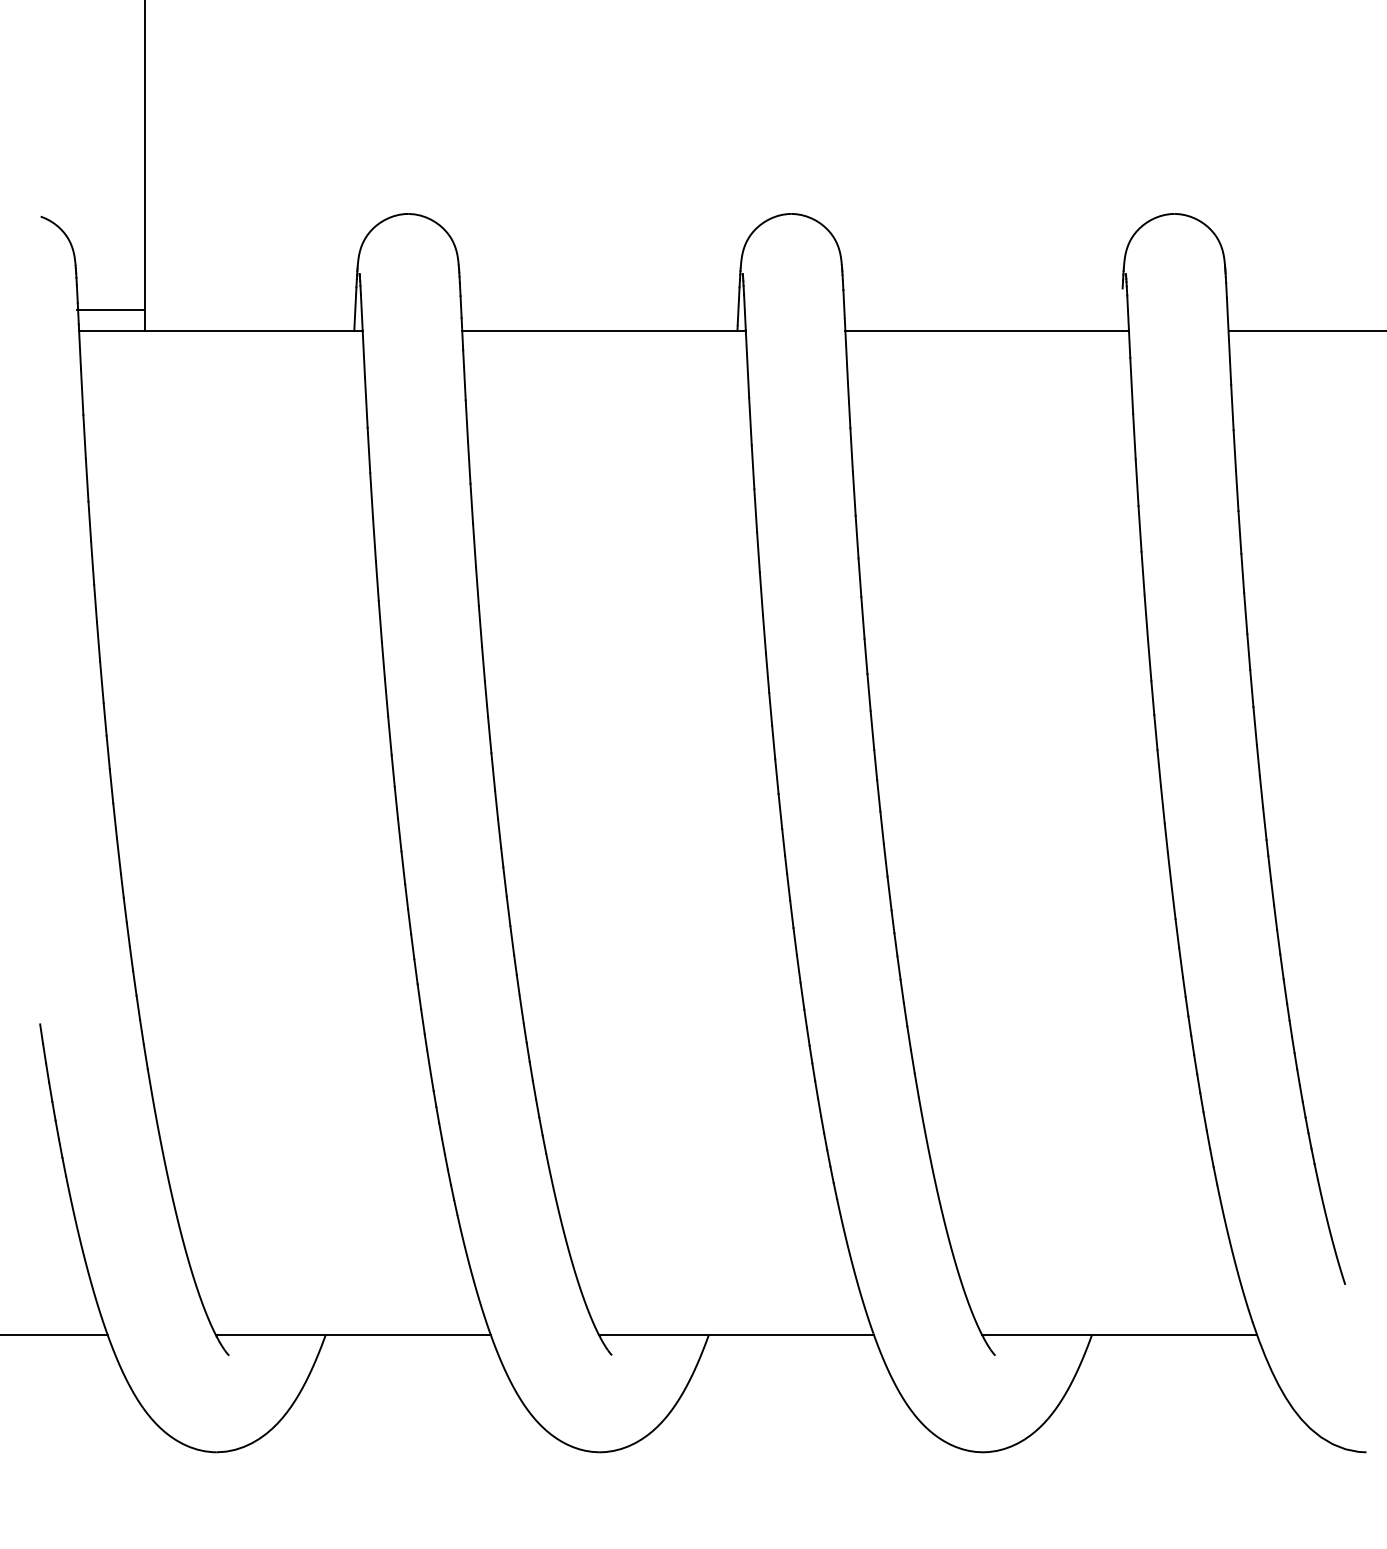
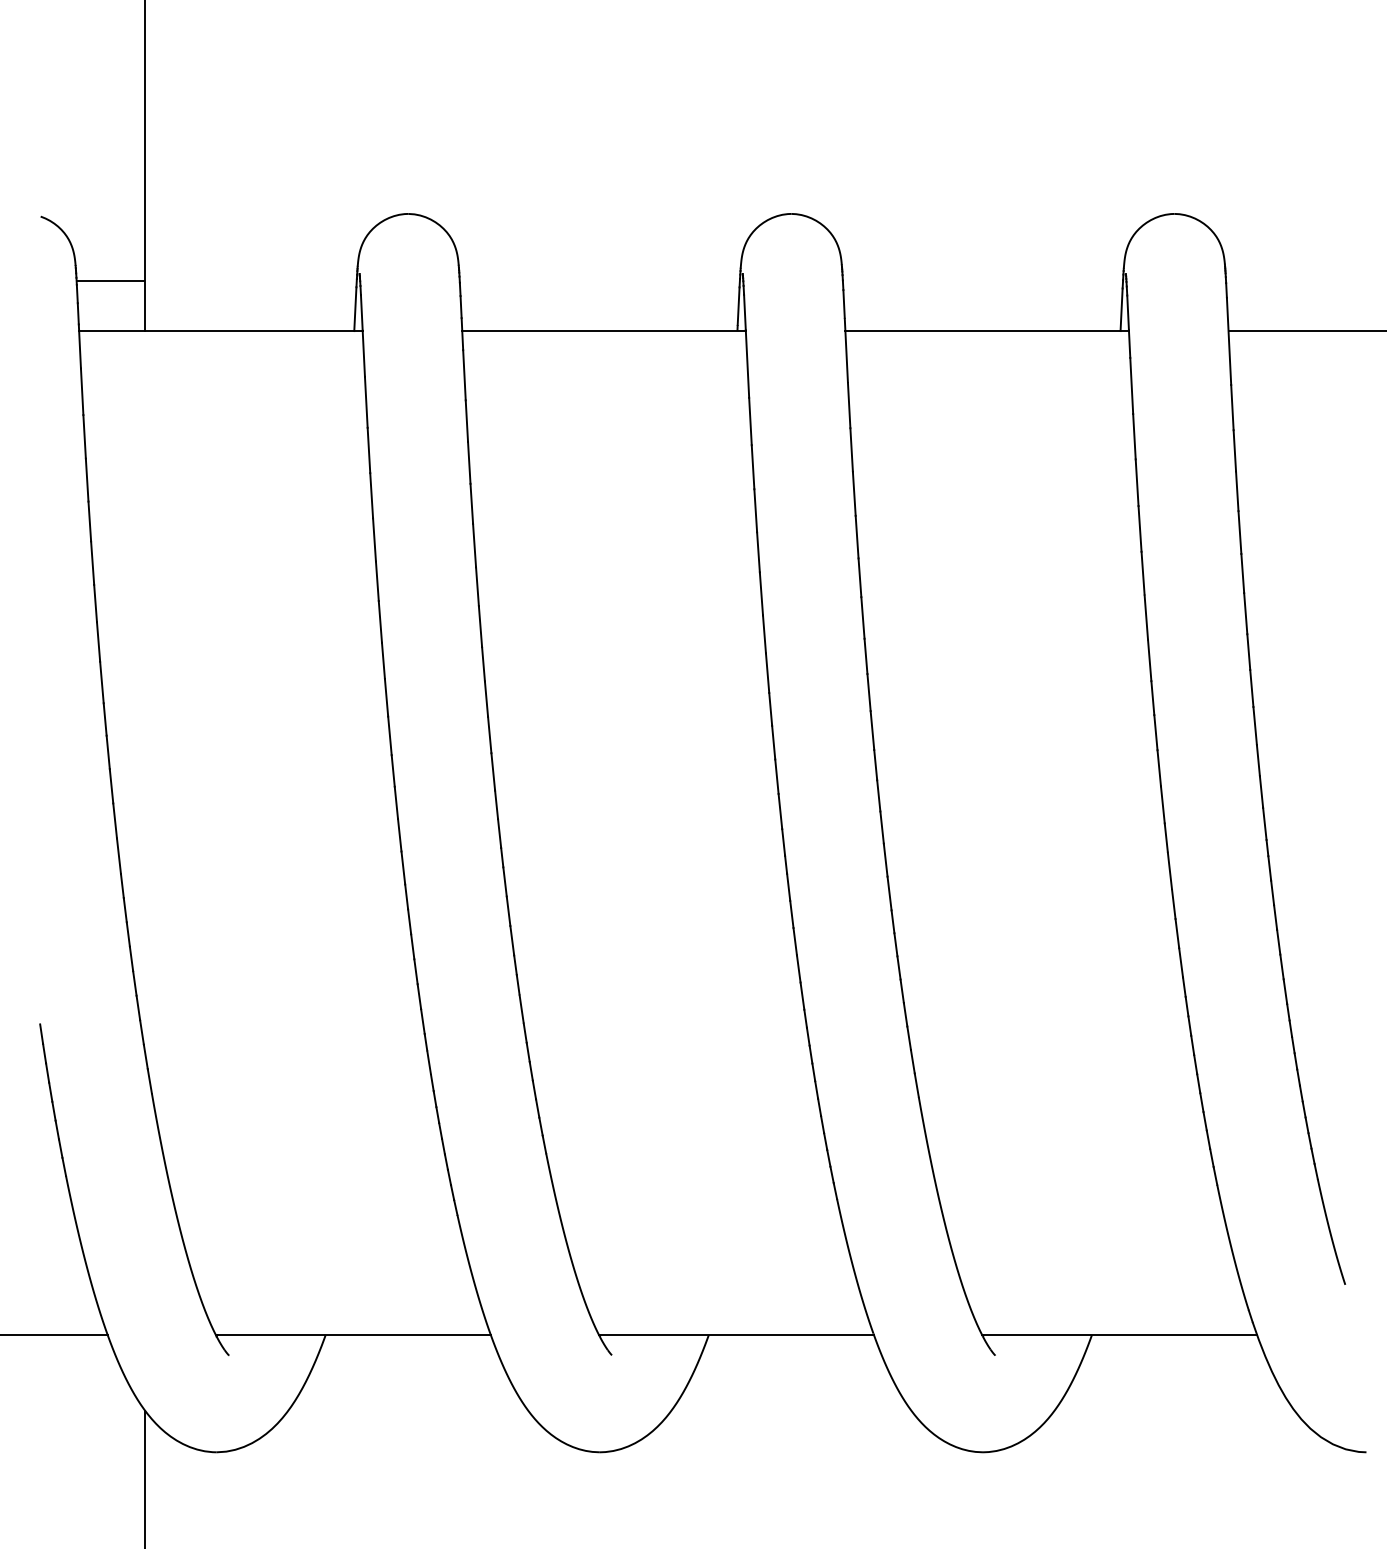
line position: (109, 309) -> (109, 280) (109, 280)
line: none -> present (1121, 309)
line: none -> present (145, 1477)
